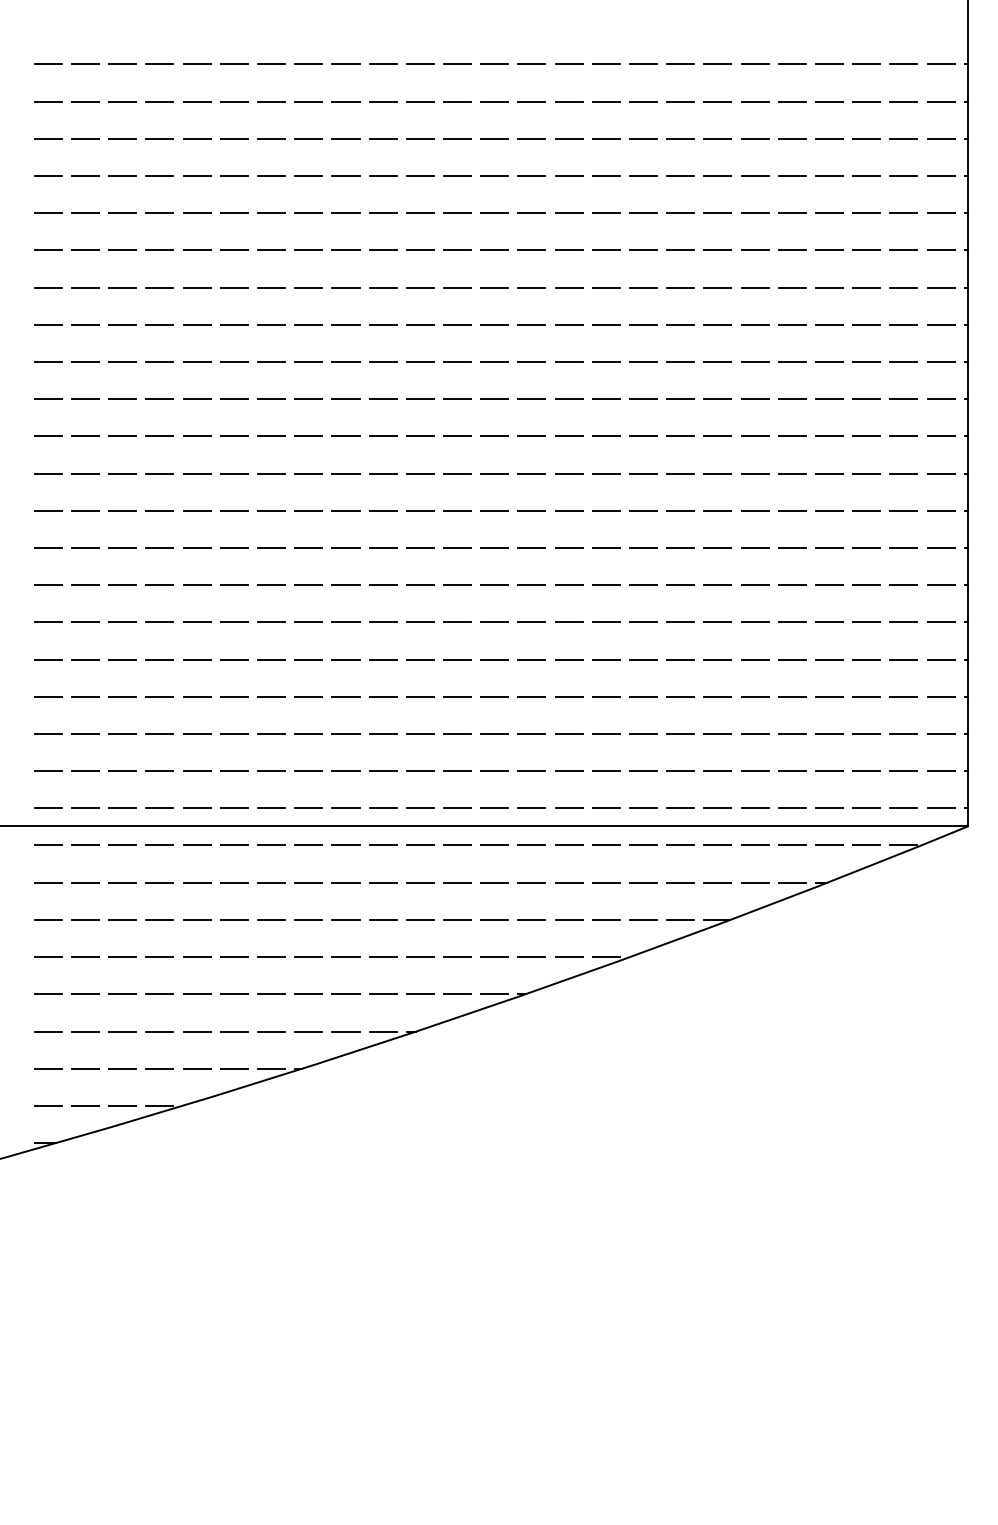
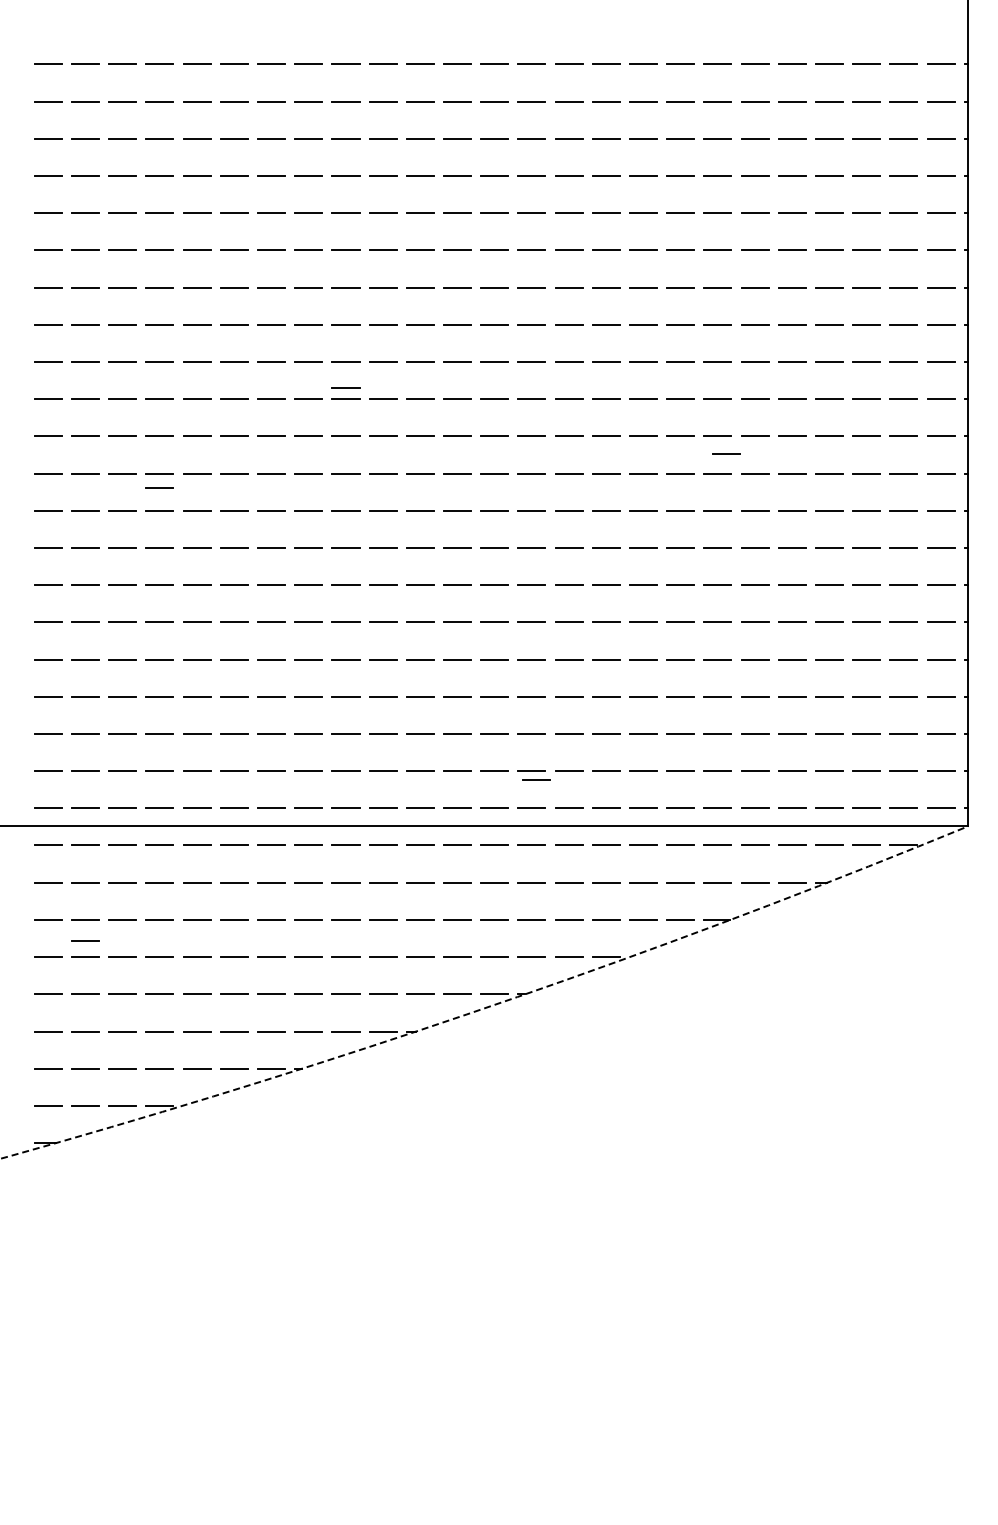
line: none -> present (345, 387)
line: none -> present (726, 453)
line: none -> present (159, 487)
line: none -> present (536, 779)
line: none -> present (85, 940)
arc: solid -> dashed (489, 1006)
